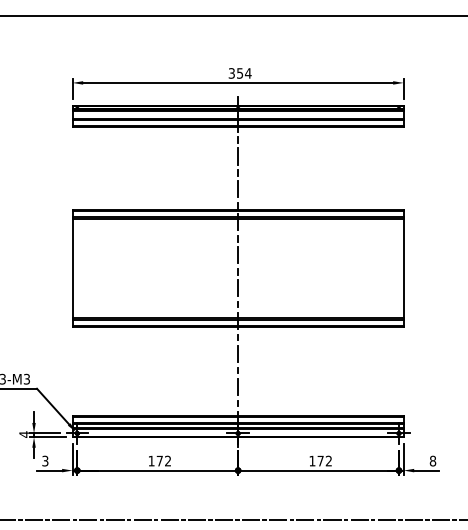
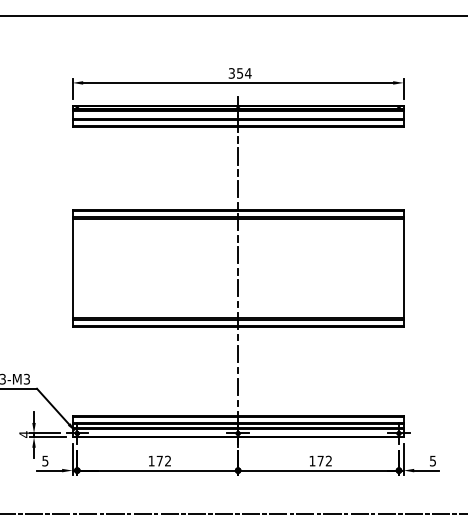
text: 3 -> 5 (45, 460)
text: 8 -> 5 (432, 460)
line position: (233, 520) -> (233, 514) (233, 514)
